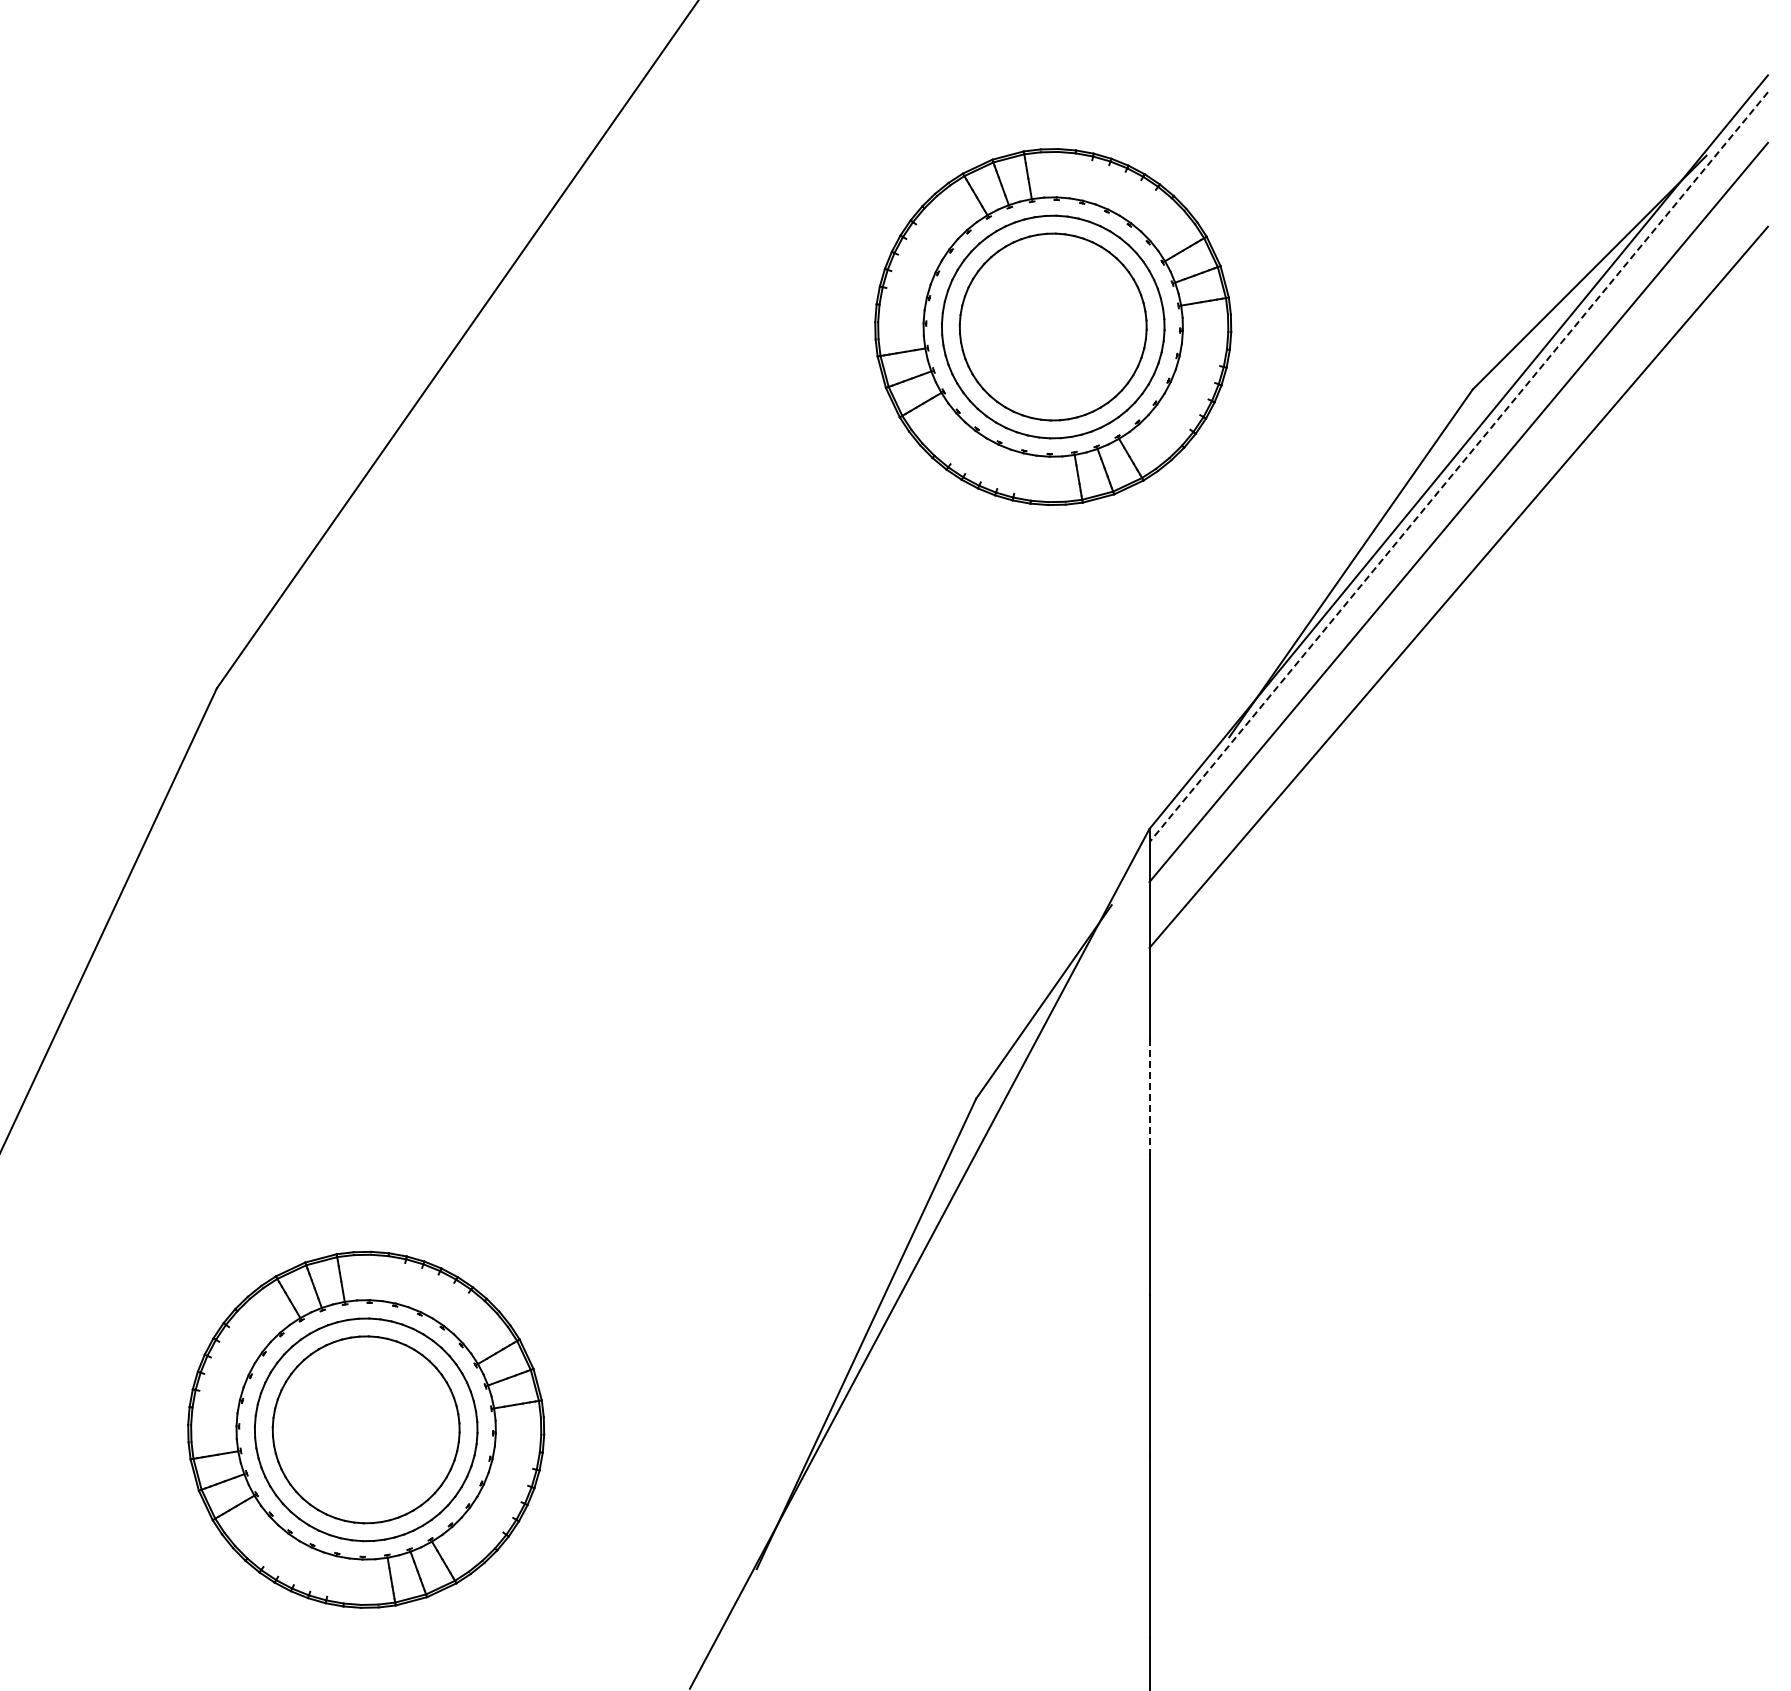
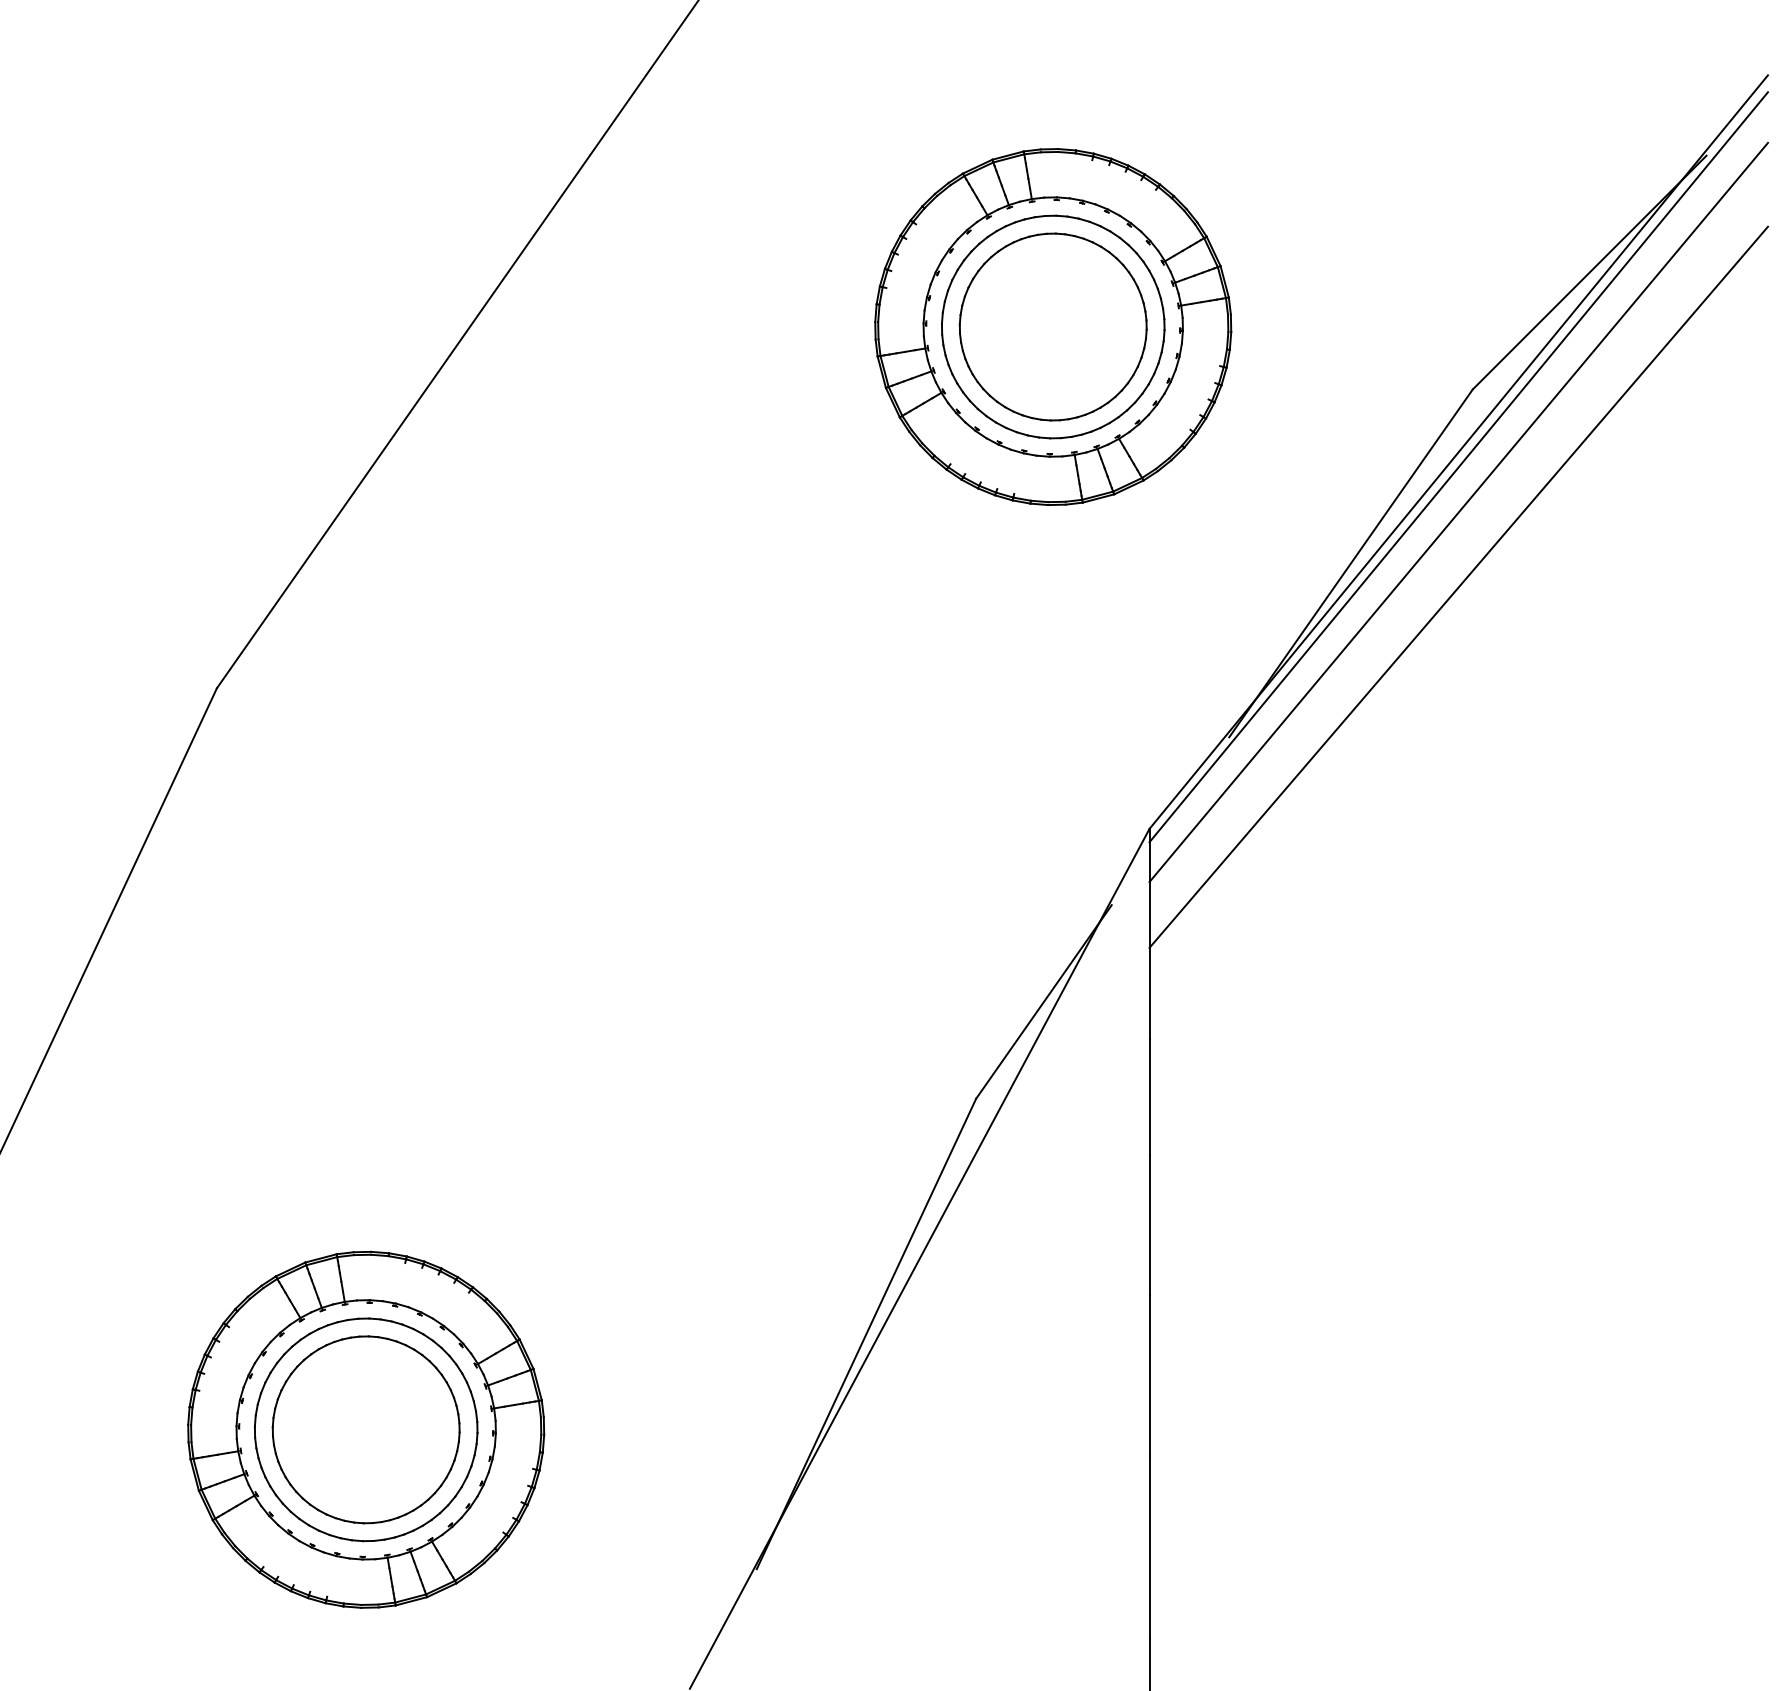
line: dashed -> solid (1458, 467)
line: dashed -> solid (1149, 1097)
